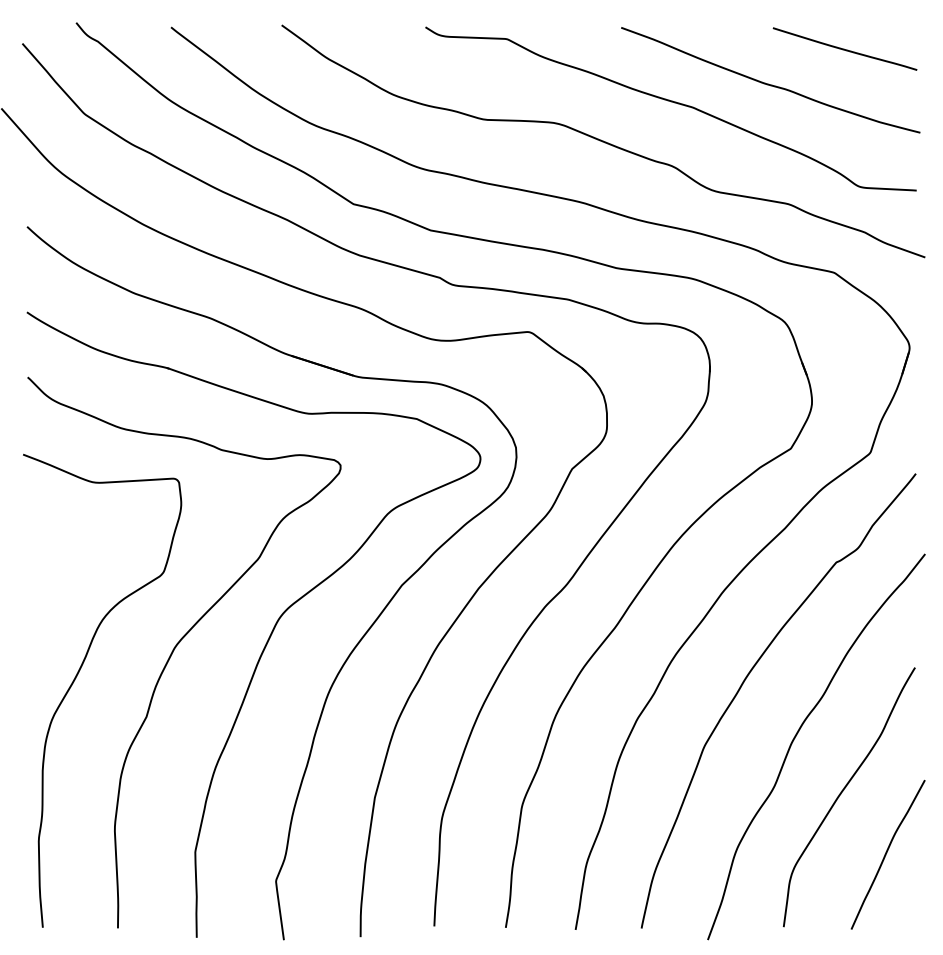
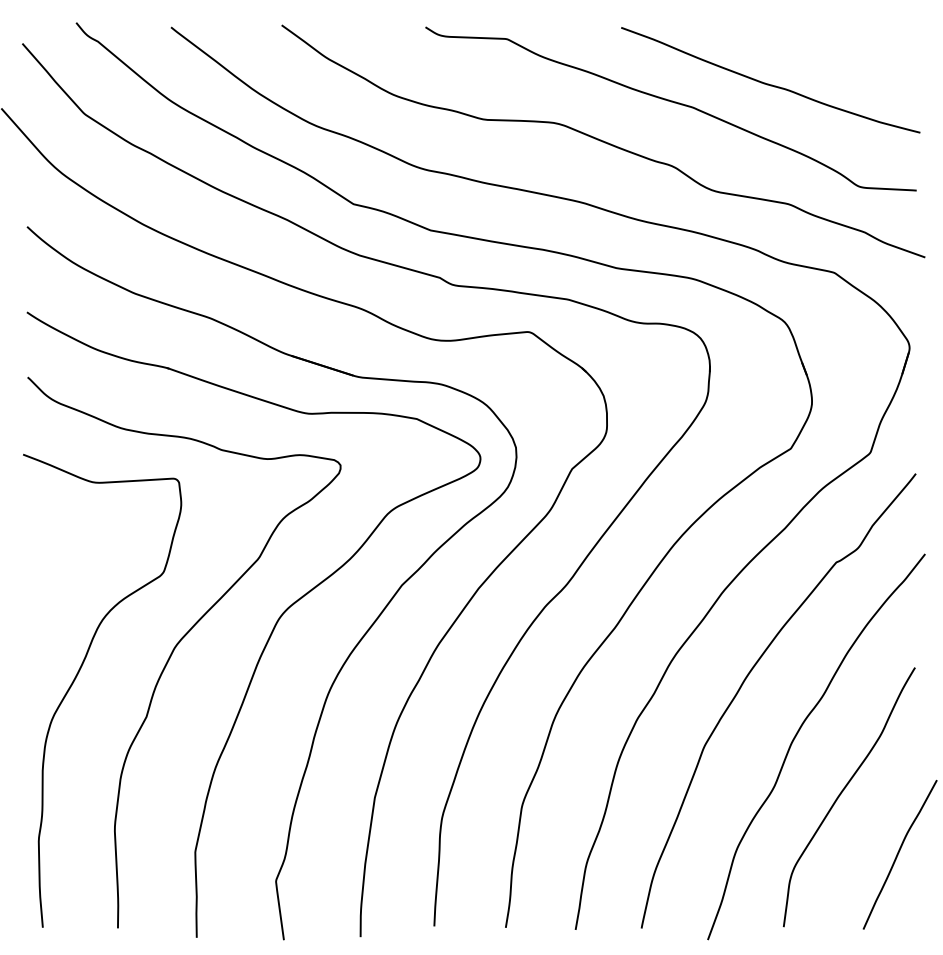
curve: present -> none (844, 48)
curve position: (887, 853) -> (899, 853) (899, 853)
